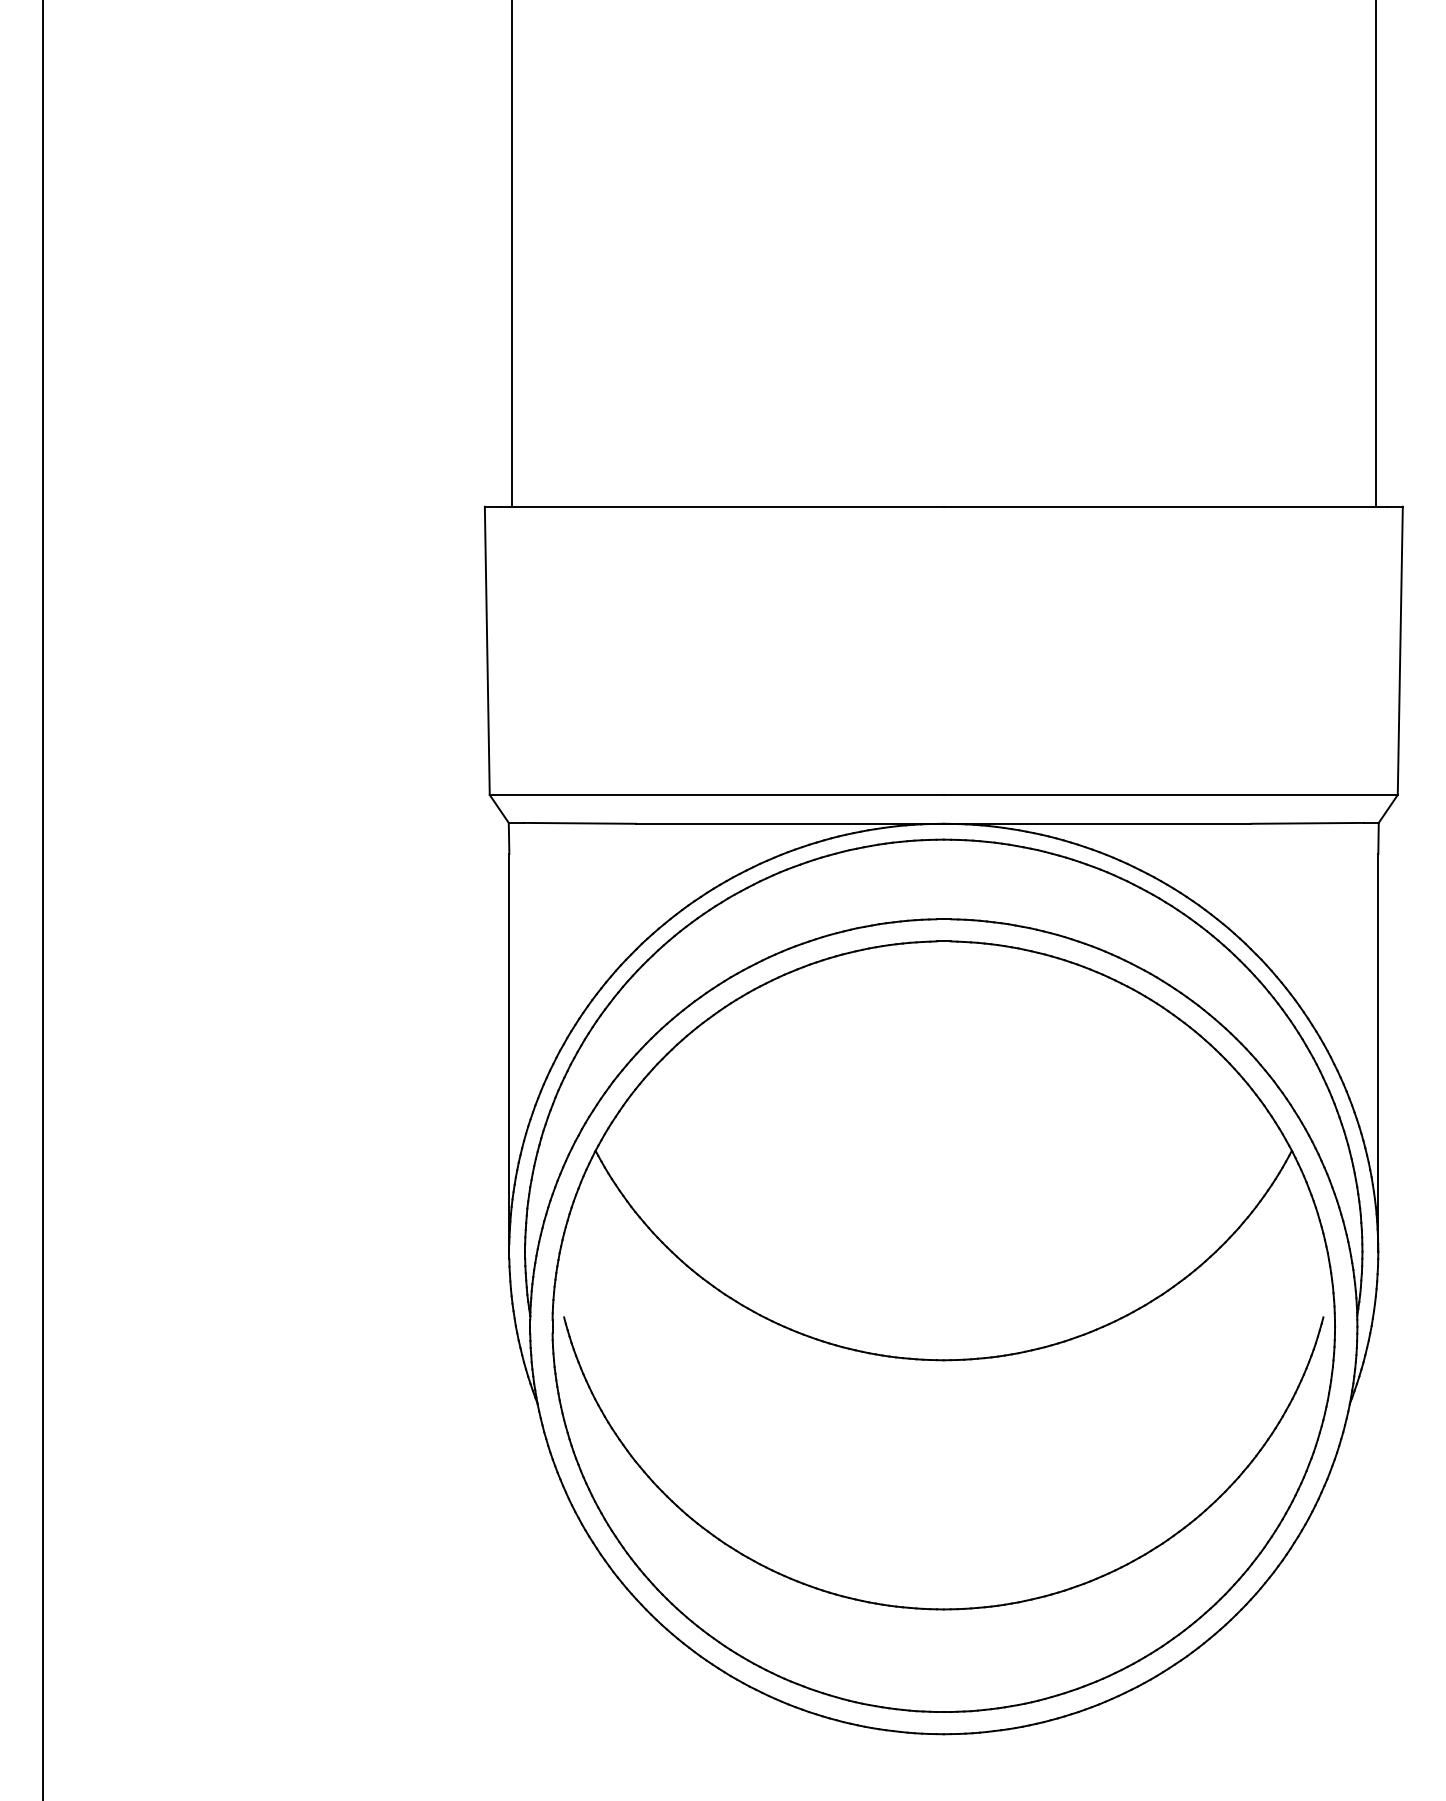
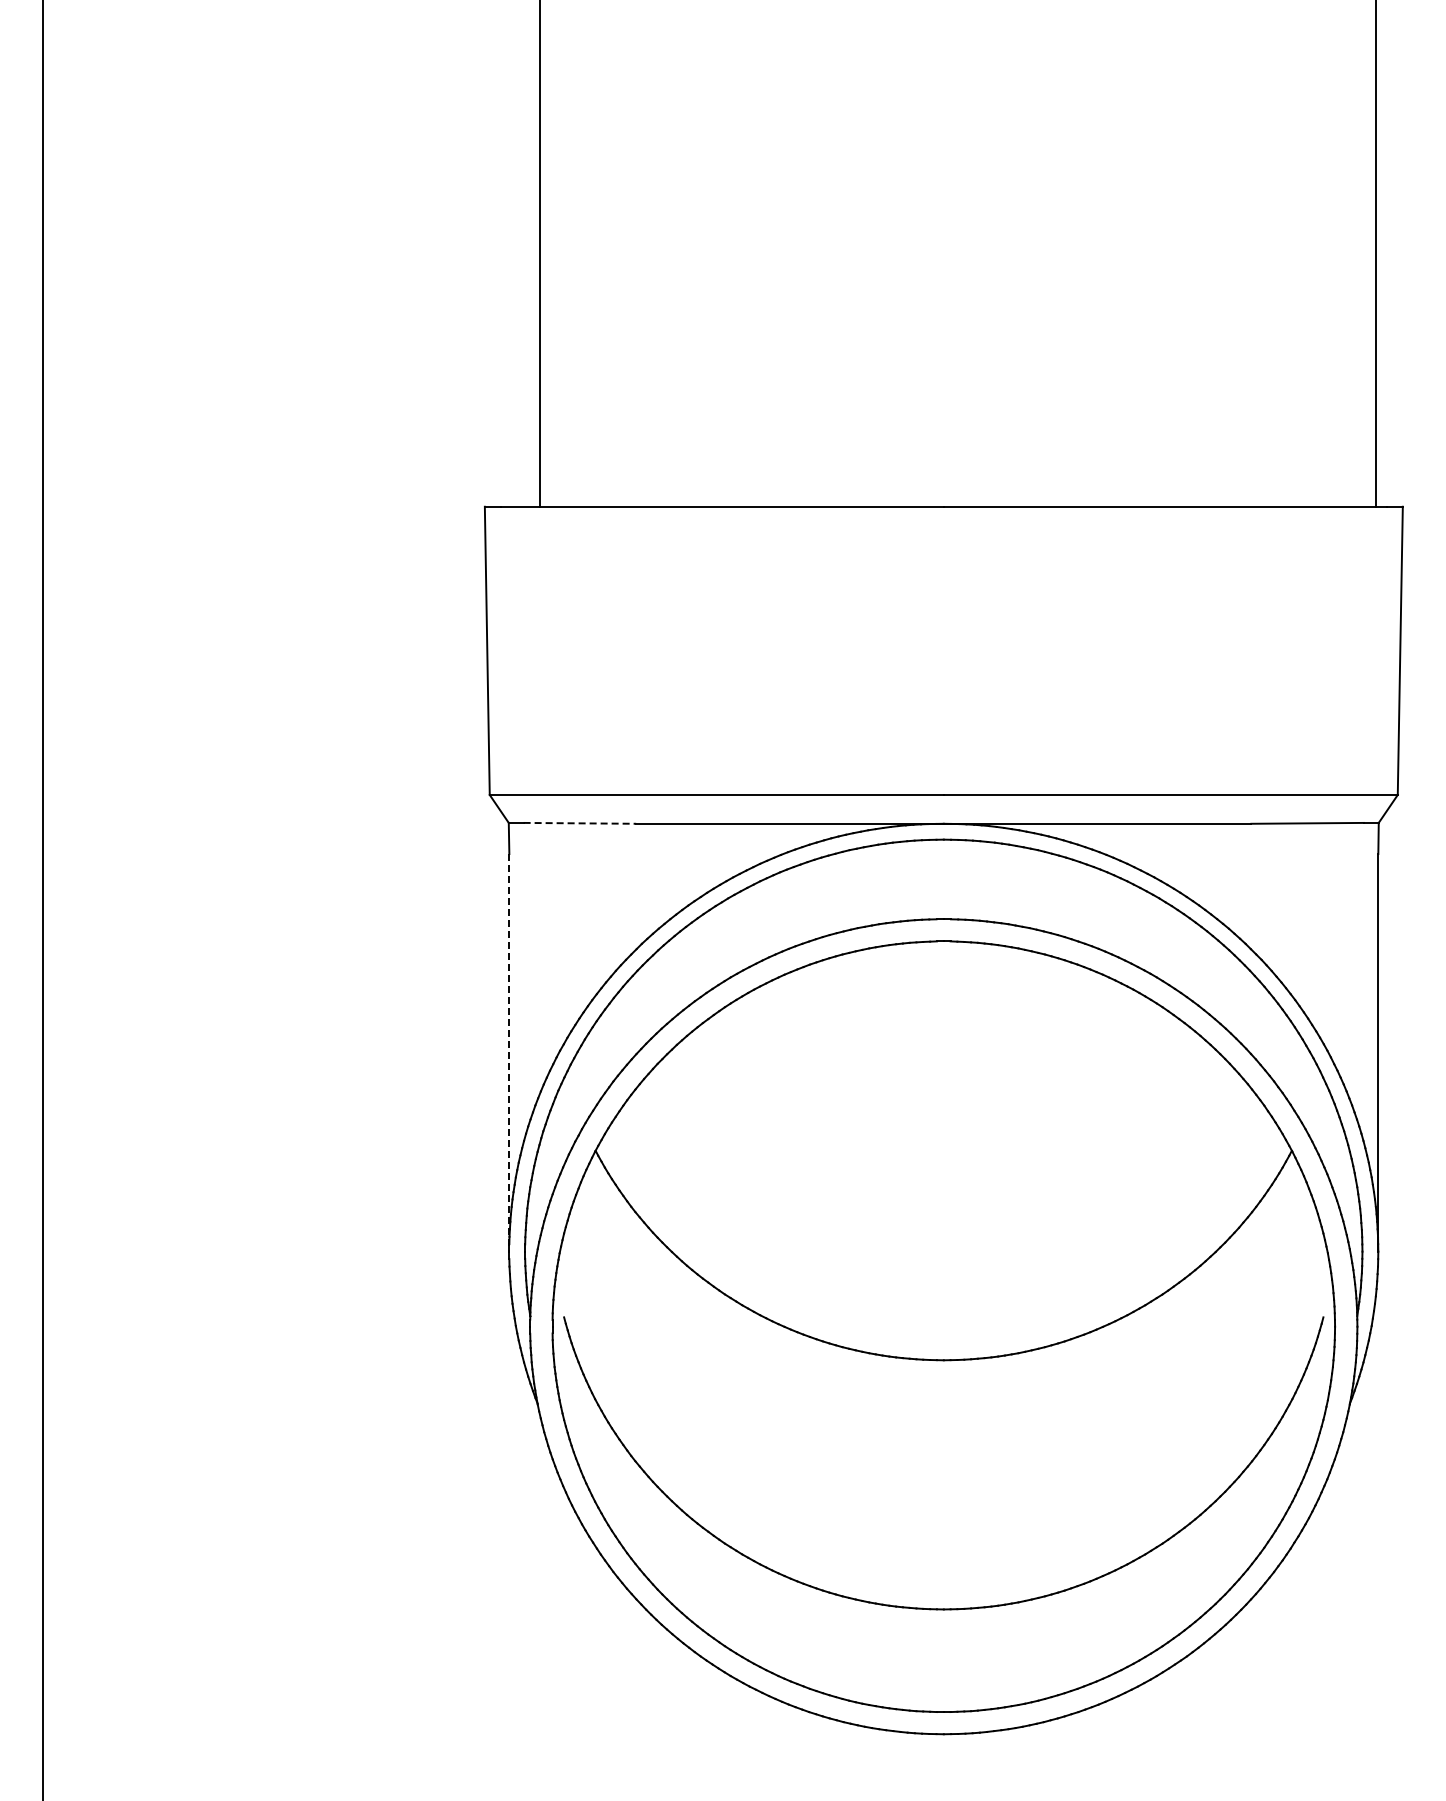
line position: (511, 254) -> (539, 254) (539, 254)
line: solid -> dashed (580, 823)
line: solid -> dashed (509, 1052)
